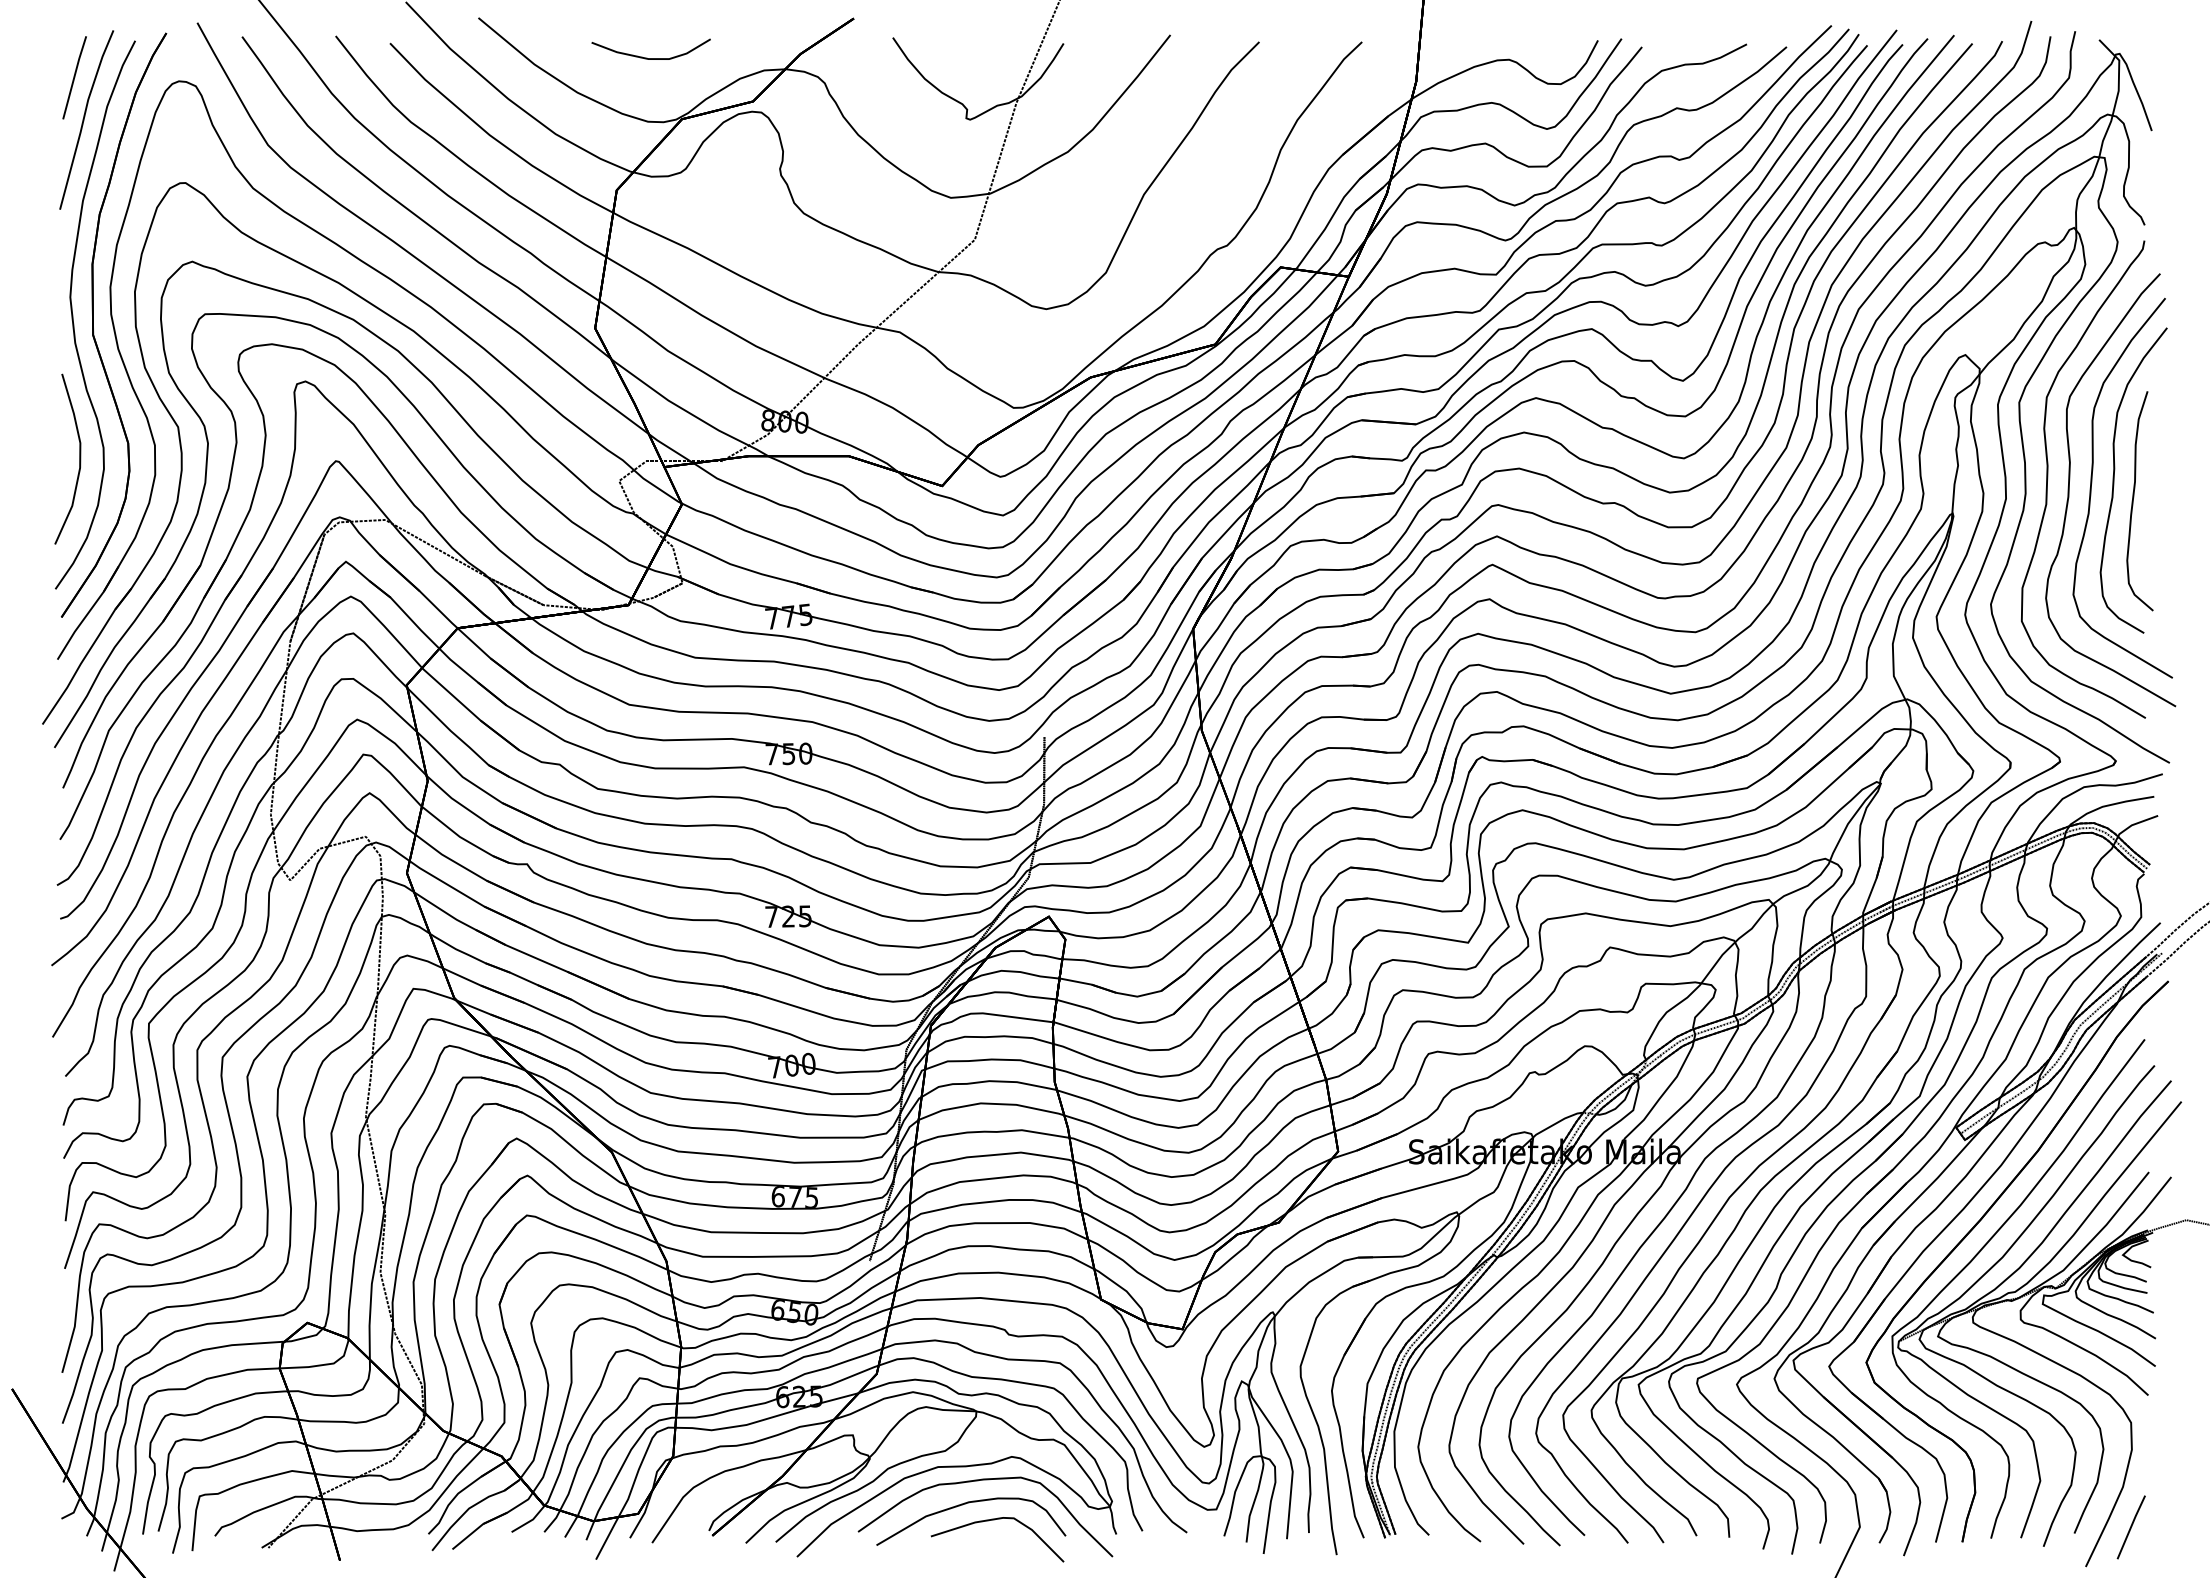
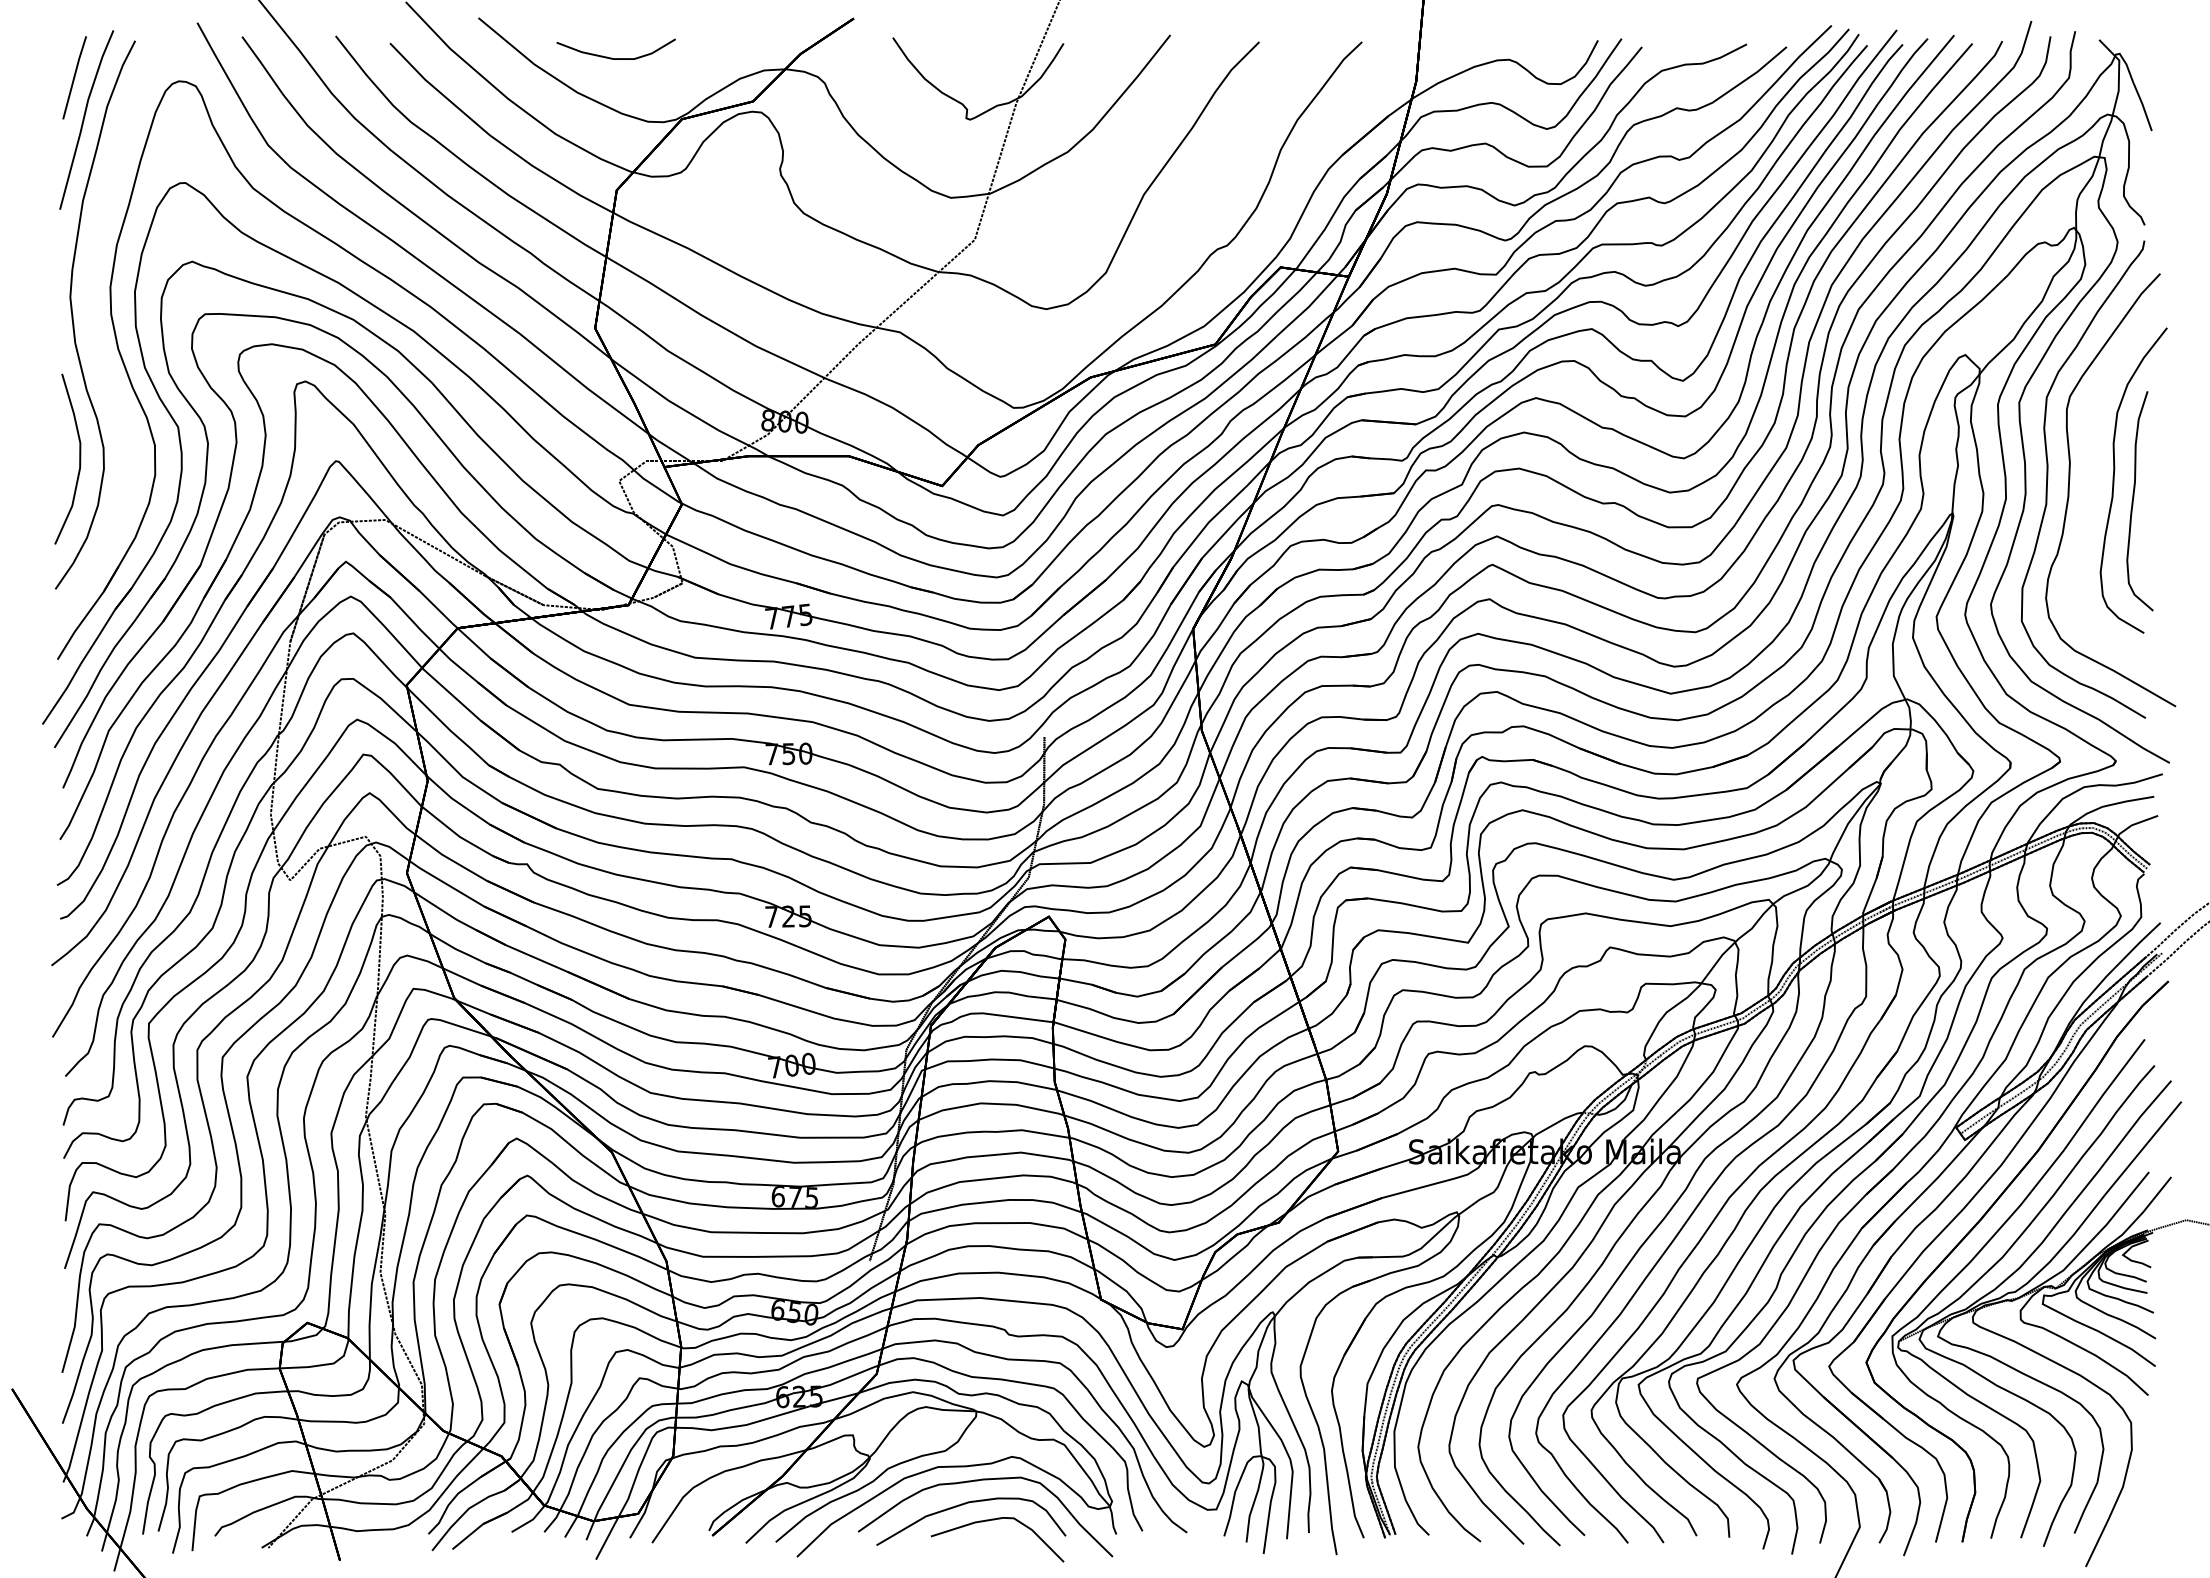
curve position: (647, 57) -> (612, 57) (612, 57)
part: present -> none (93, 324)
curve: present -> none (2092, 483)
line: present -> none (2130, 1527)
